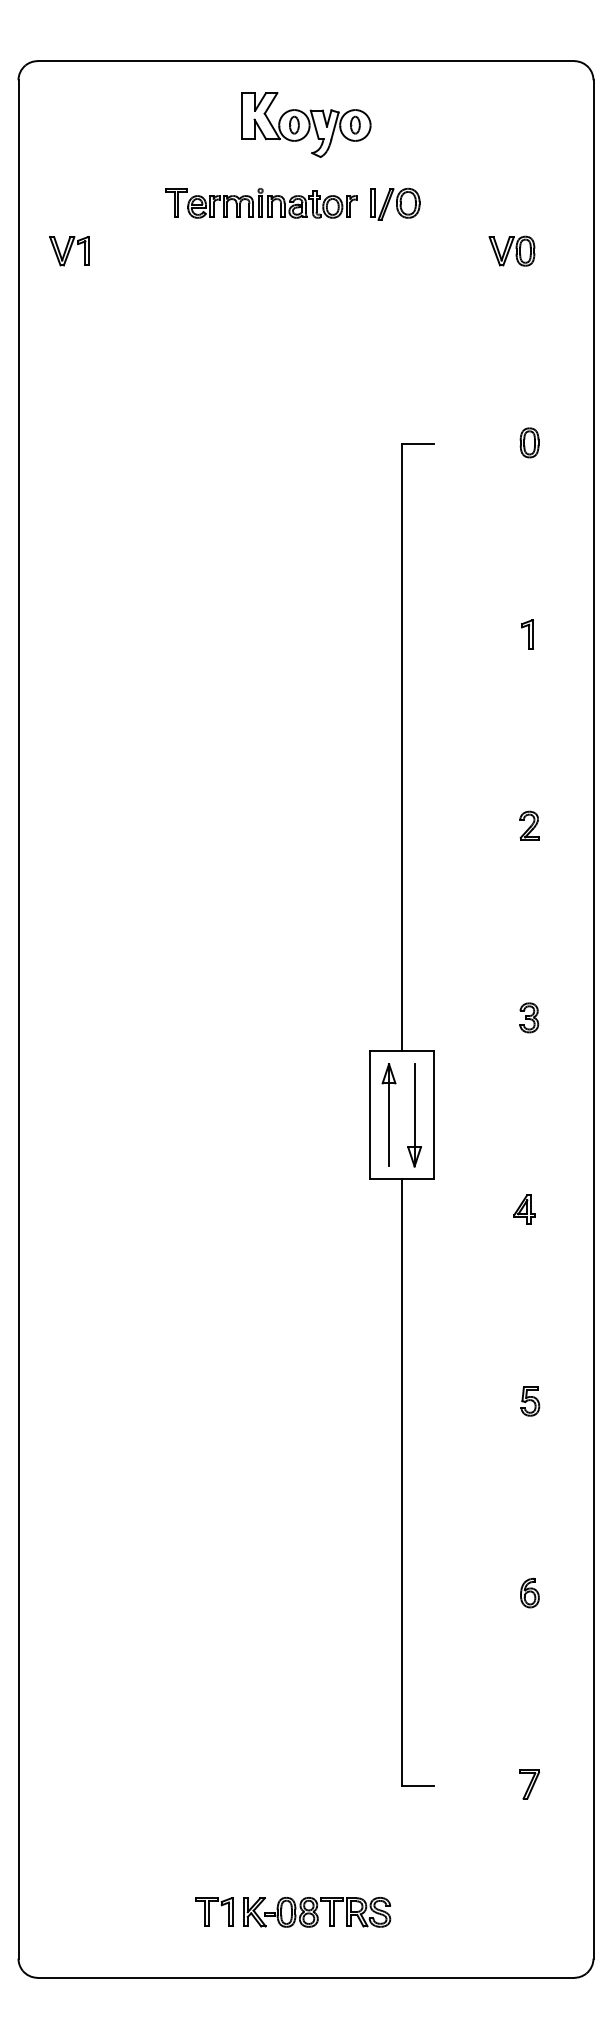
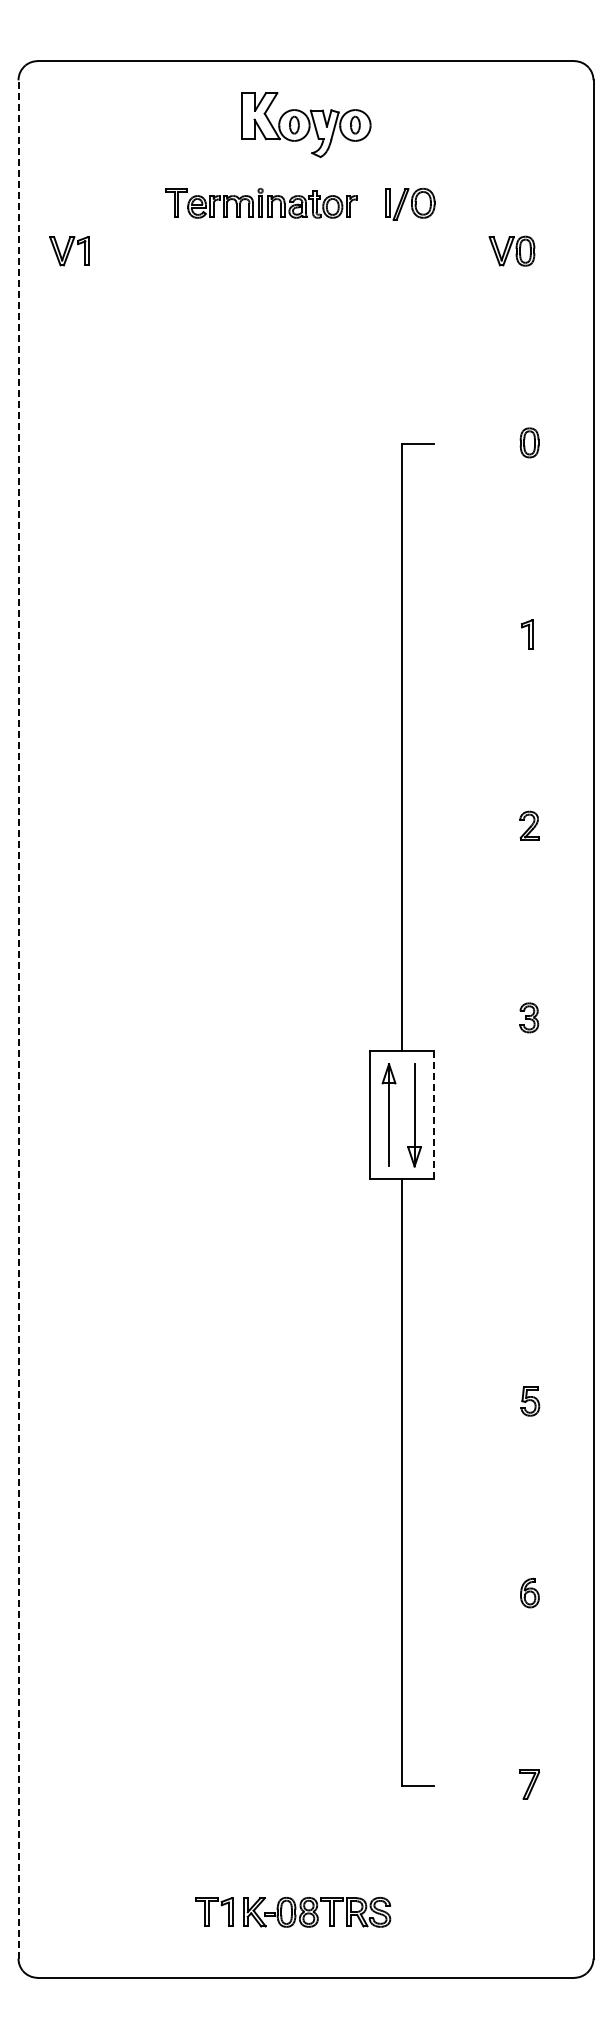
part position: (395, 203) -> (410, 203) (410, 203)
line: solid -> dashed (18, 1018)
line: solid -> dashed (433, 1115)
part: present -> none (524, 1209)
